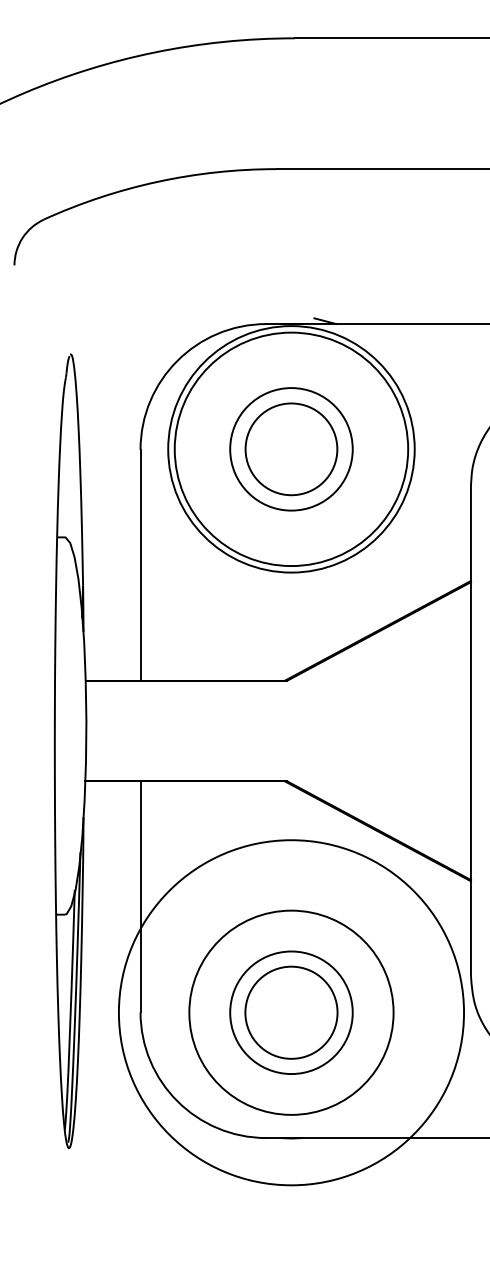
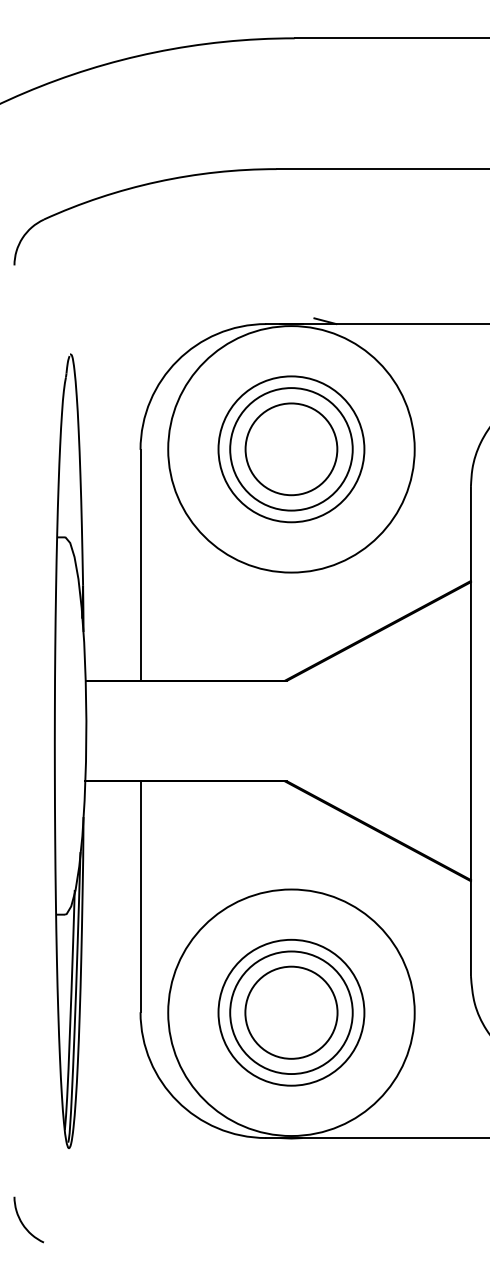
circle diameter: 233 px -> 146 px (291, 449)
circle diameter: 204 px -> 146 px (291, 1012)
circle diameter: 345 px -> 246 px (291, 1012)
curve: none -> present (22, 1221)
